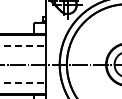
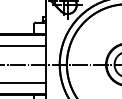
line: dashed -> solid (23, 45)
line: dashed -> solid (23, 83)
